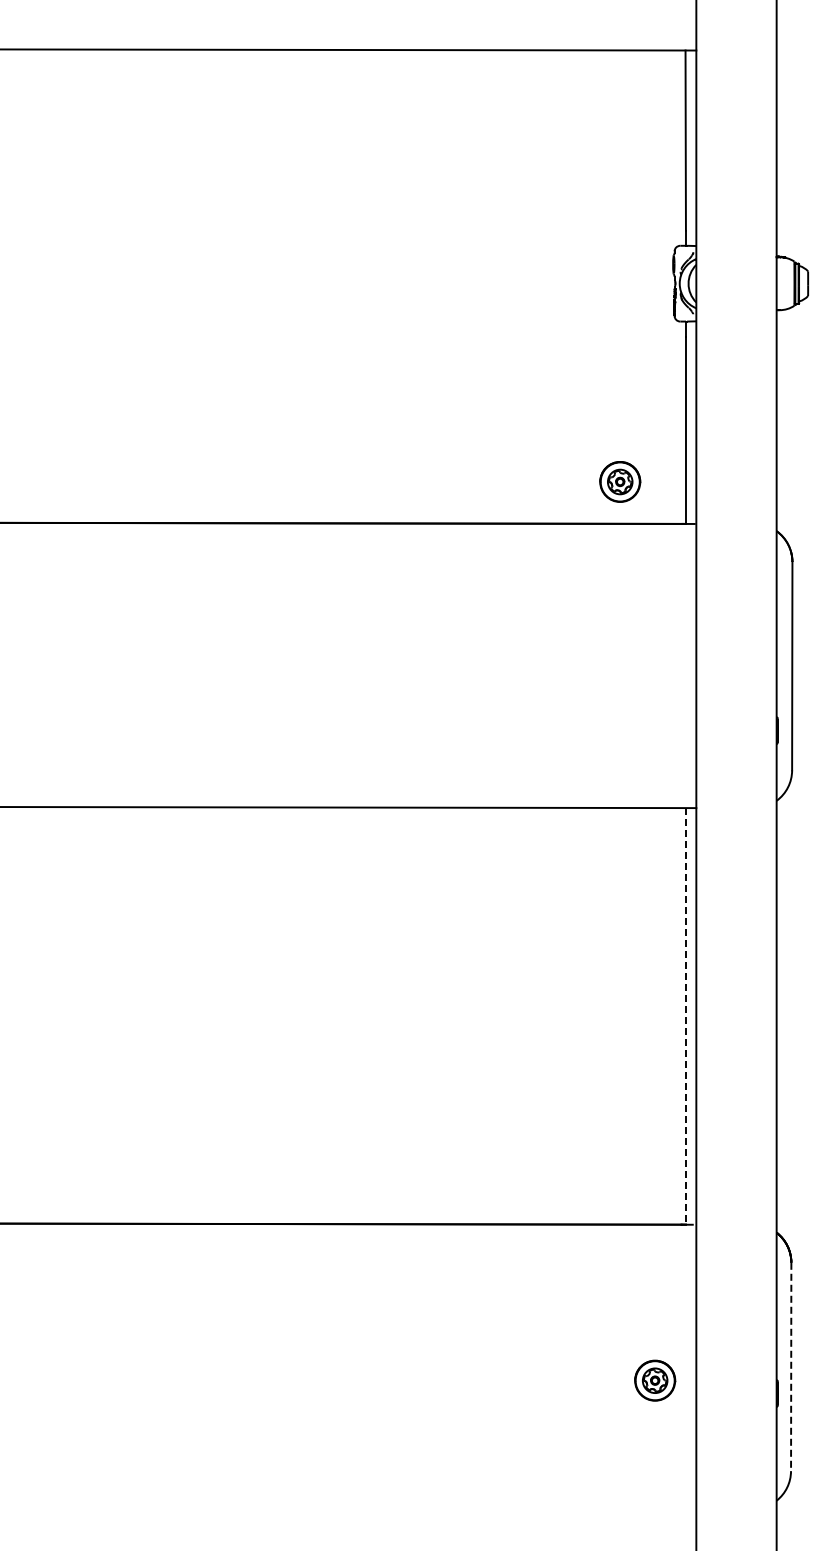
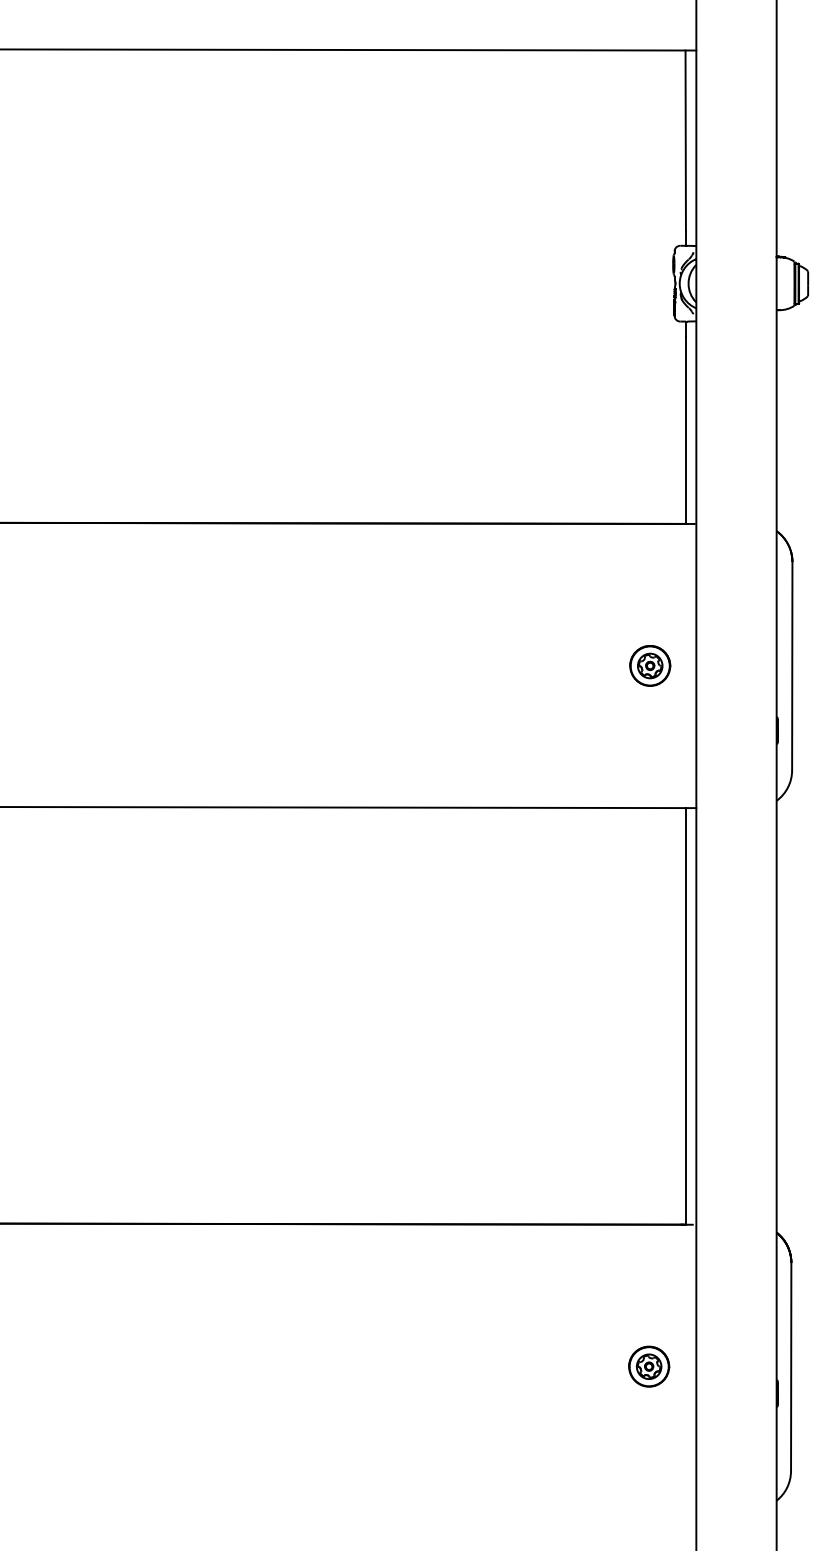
part position: (620, 481) -> (650, 665) (650, 665)
line: dashed -> solid (685, 1016)
line: dashed -> solid (791, 1367)
part position: (655, 1380) -> (649, 1366) (649, 1366)
